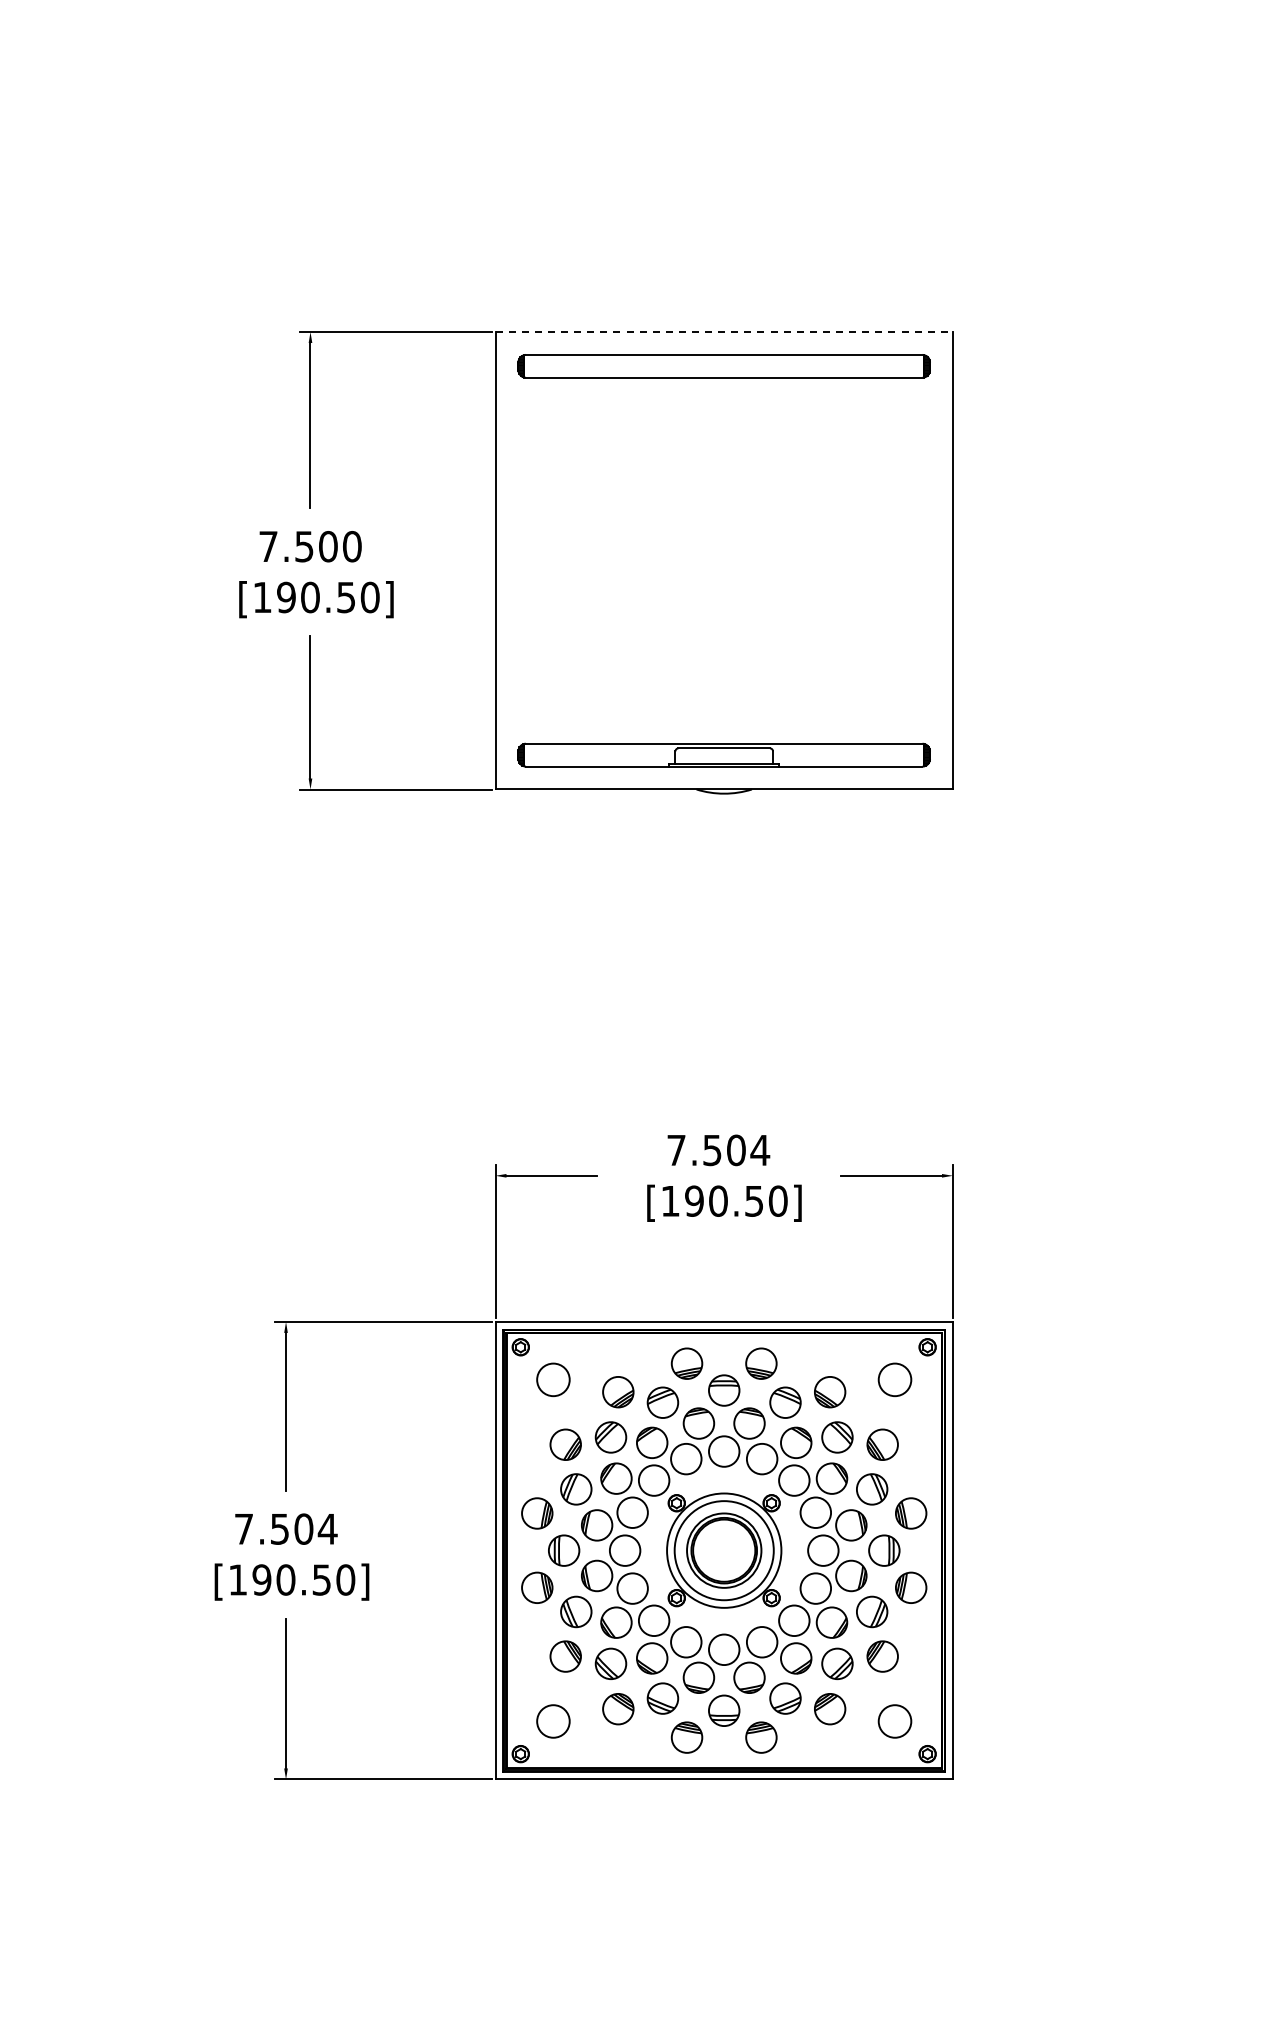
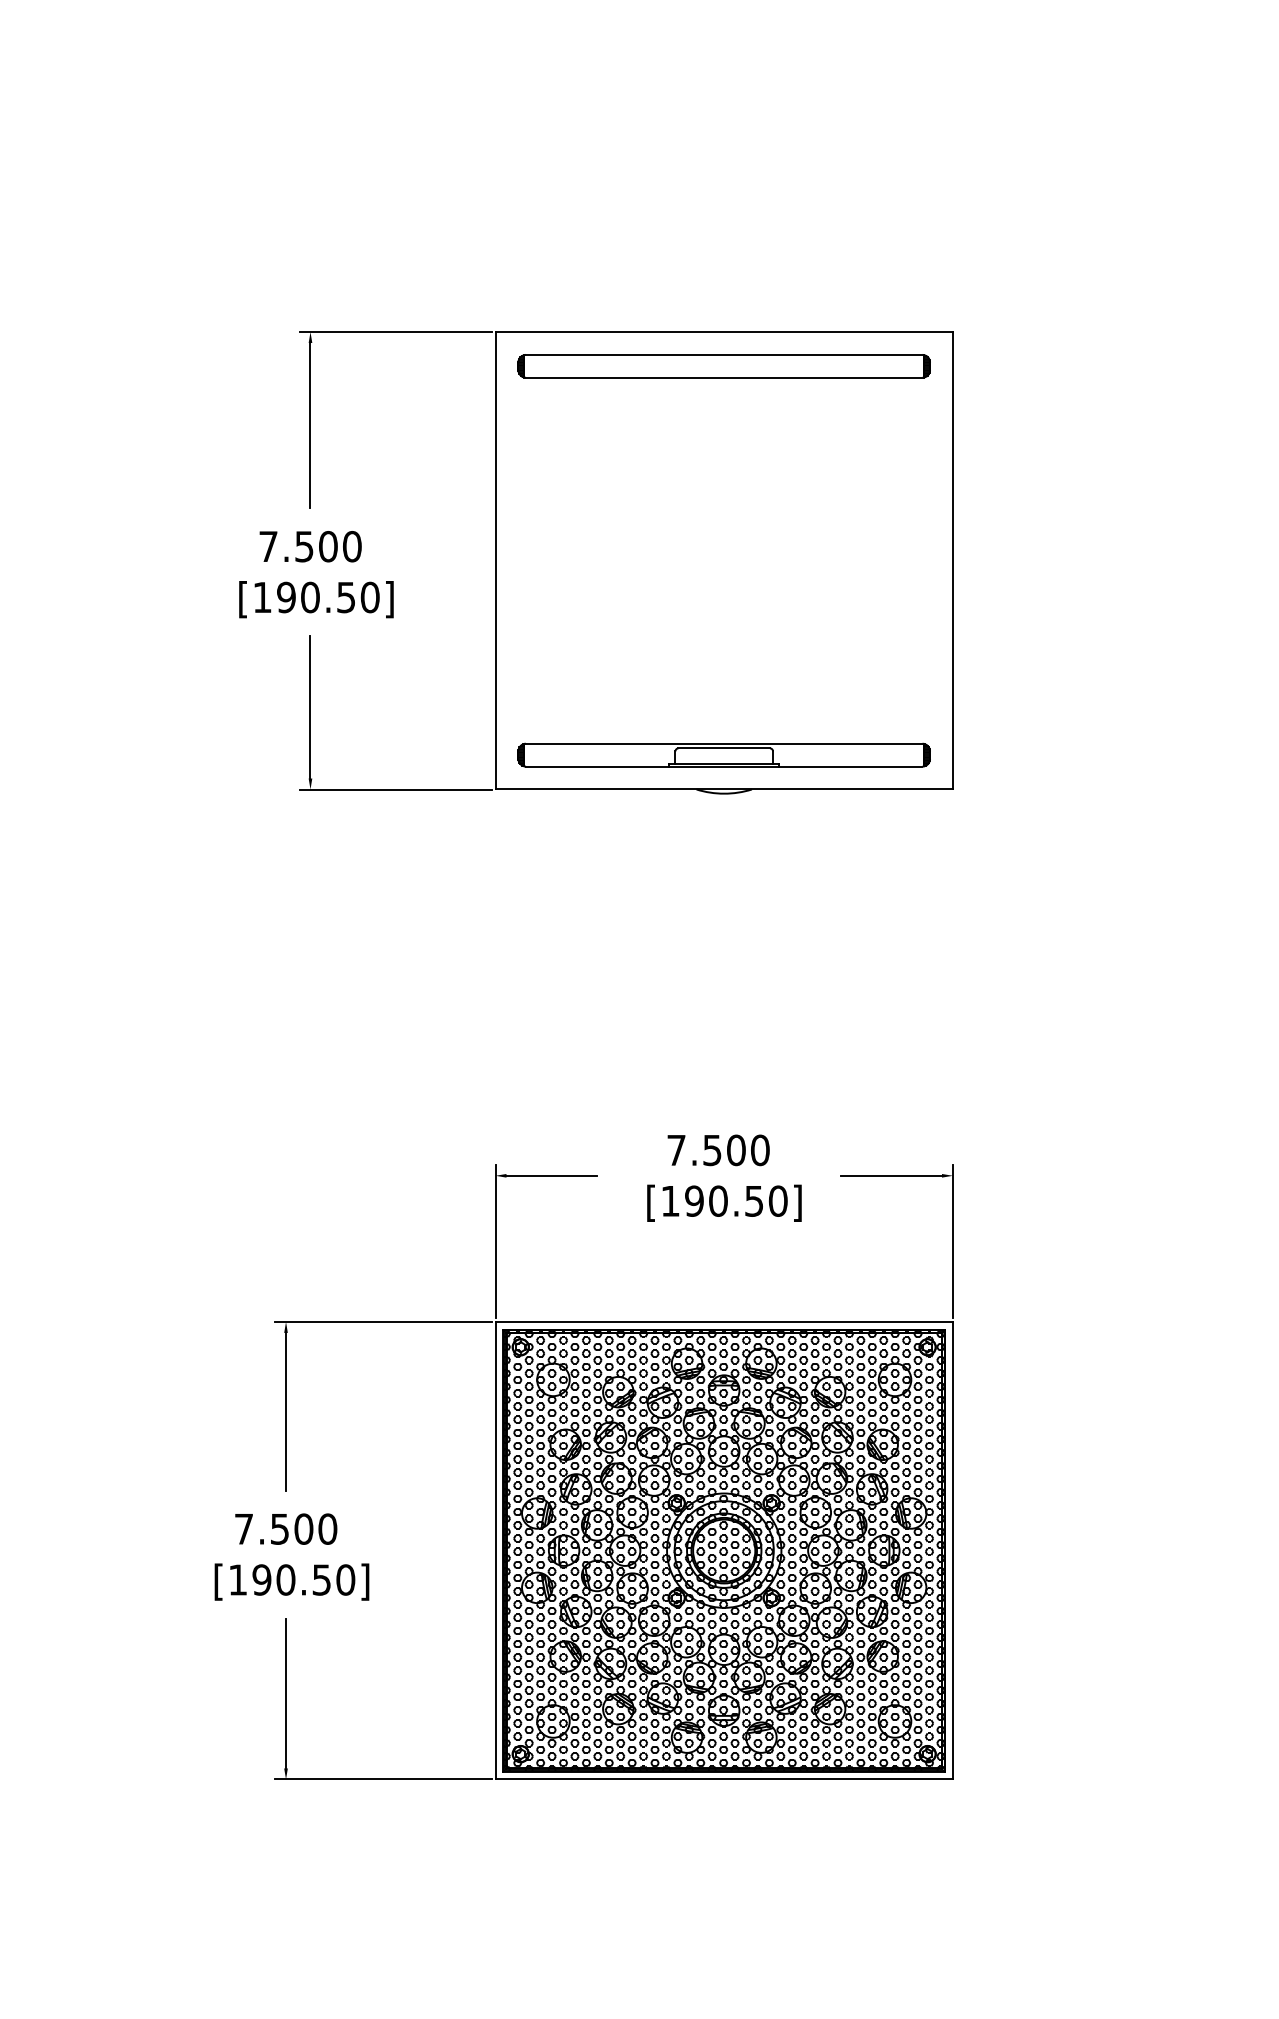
line: dashed -> solid (724, 332)
text: 7.504 -> 7.500 (760, 1150)
text: 7.504 -> 7.500 (327, 1528)
hatch: none -> present (723, 1550)
